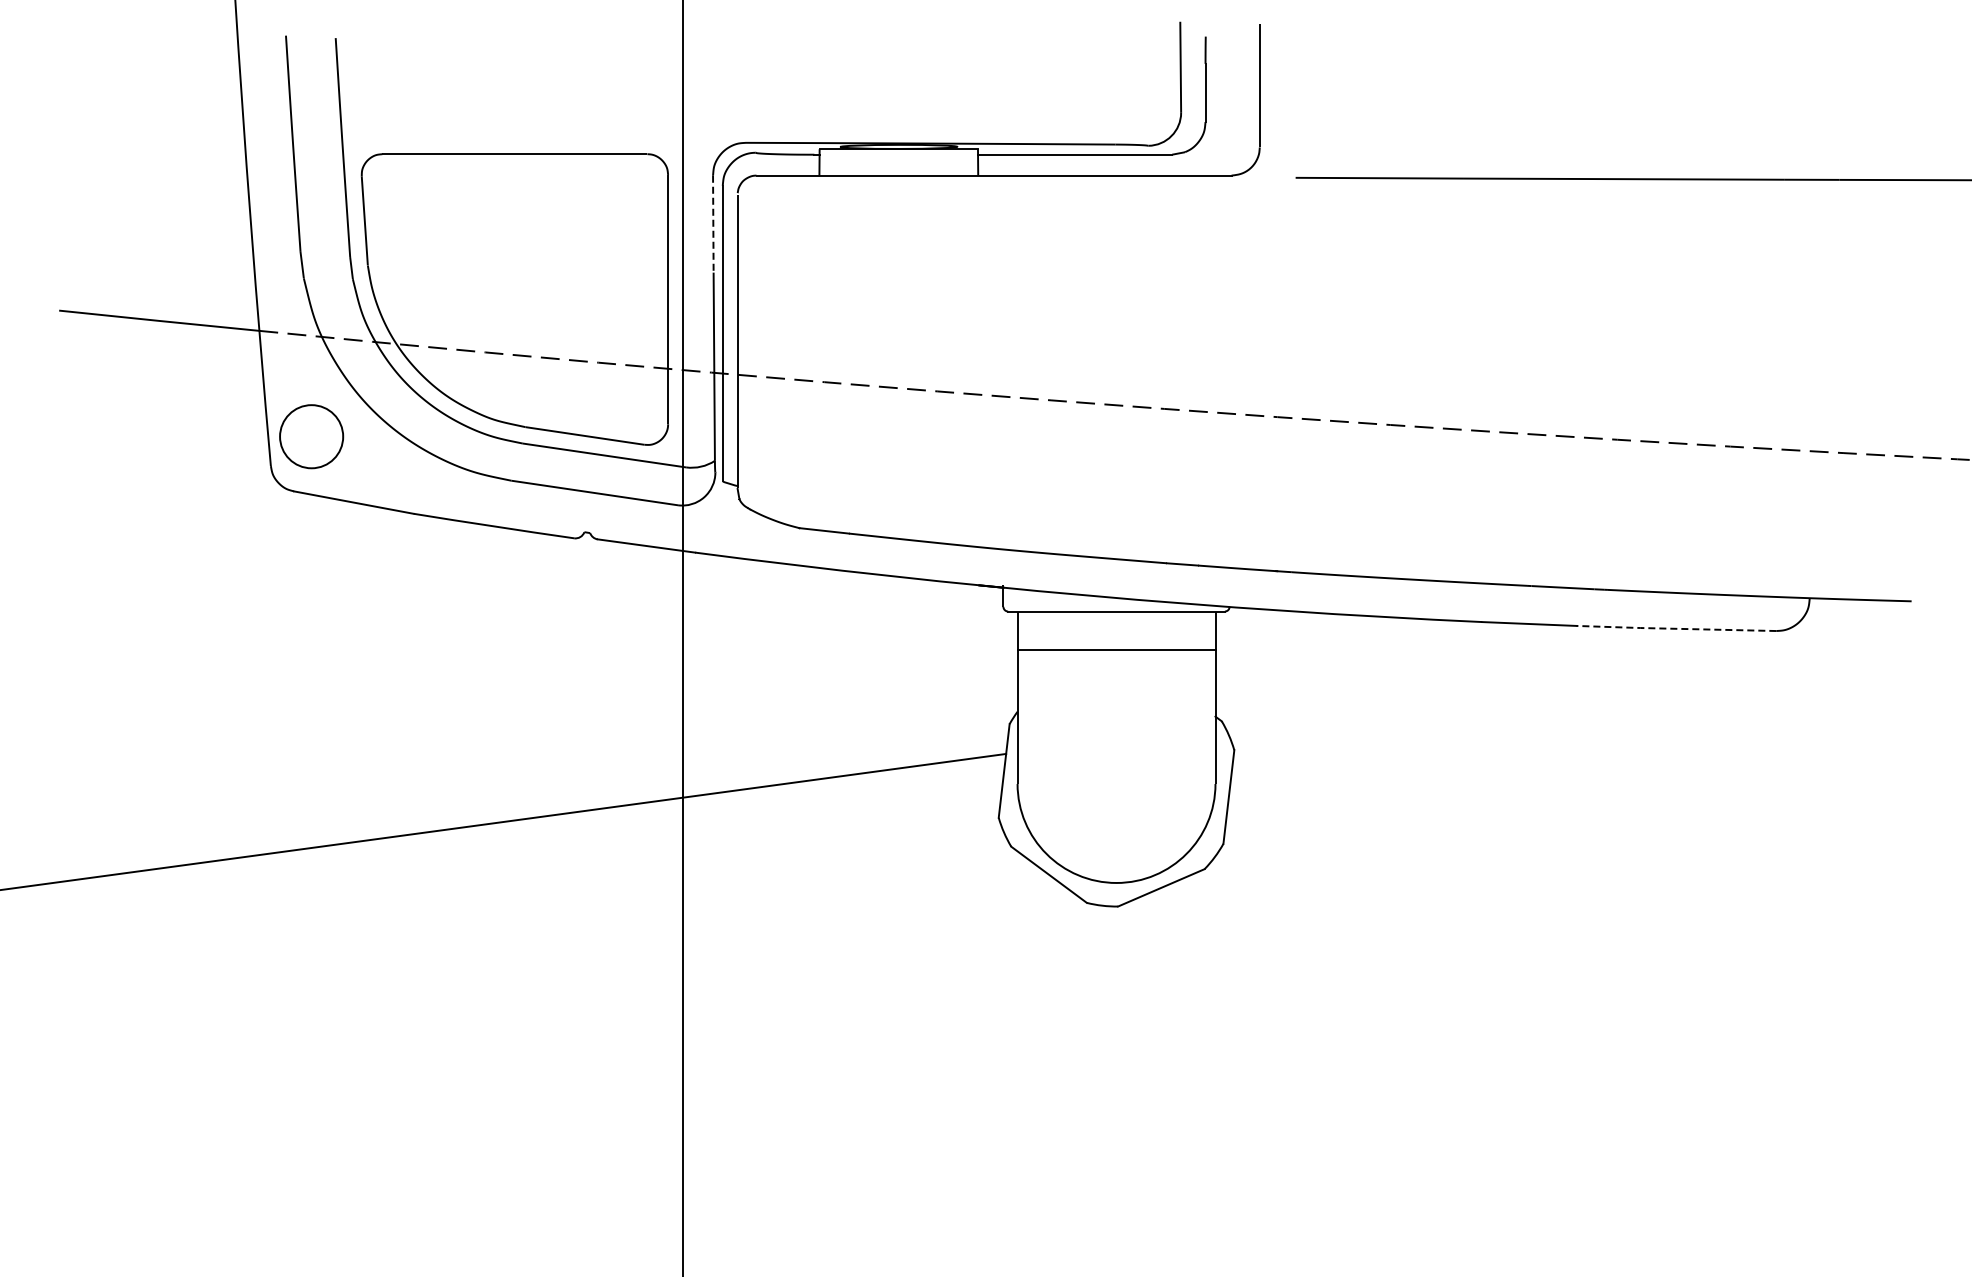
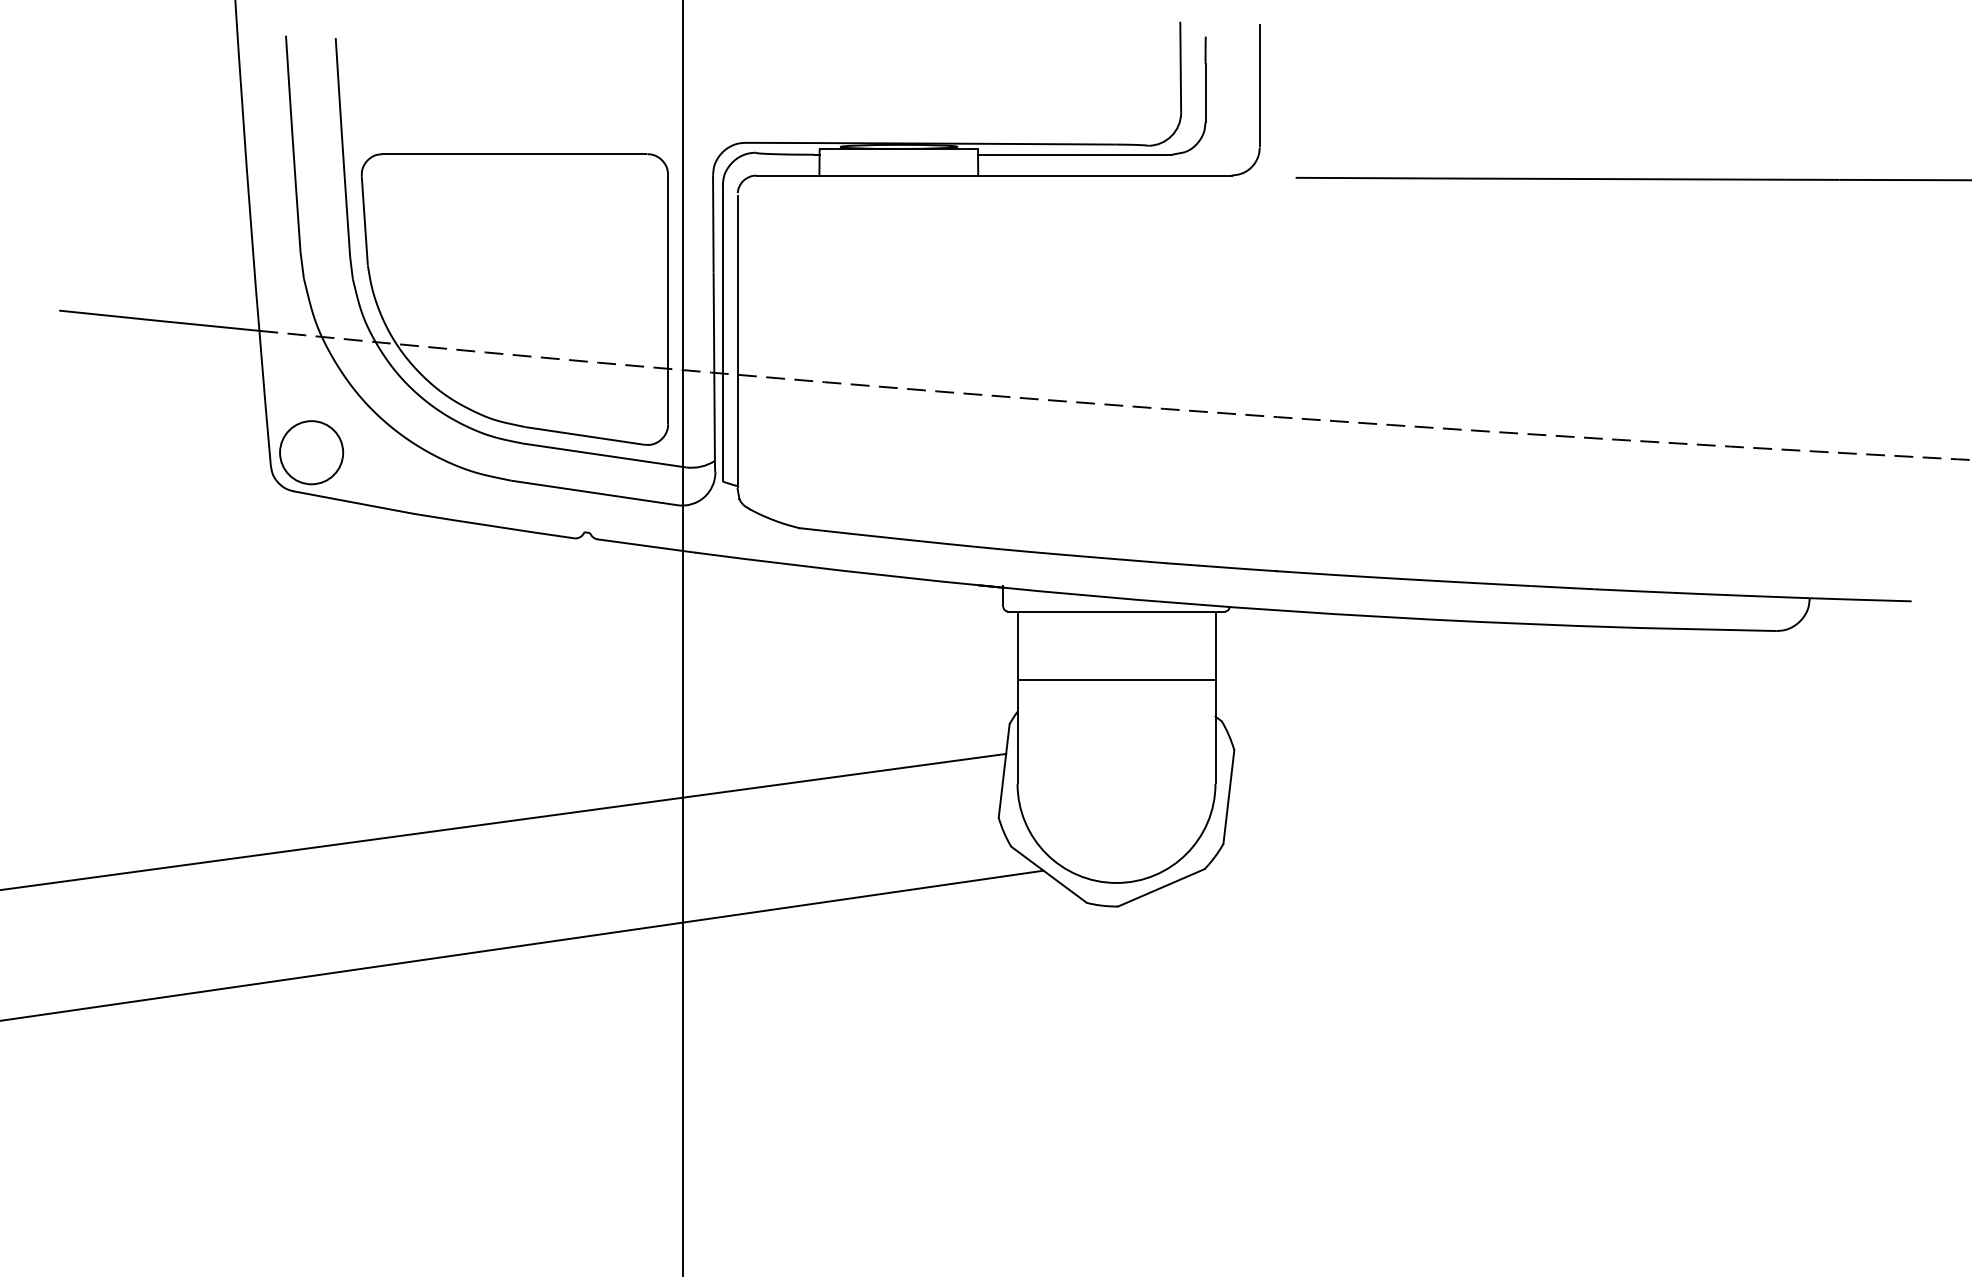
line: dashed -> solid (713, 224)
circle position: (311, 436) -> (311, 452) (311, 452)
line: dashed -> solid (1675, 628)
line position: (1116, 650) -> (1116, 680) (1116, 680)
line: none -> present (522, 945)
